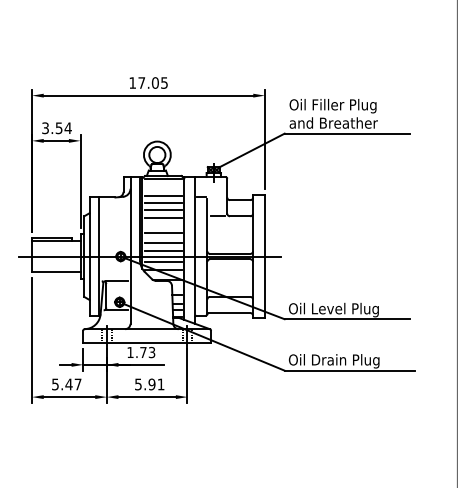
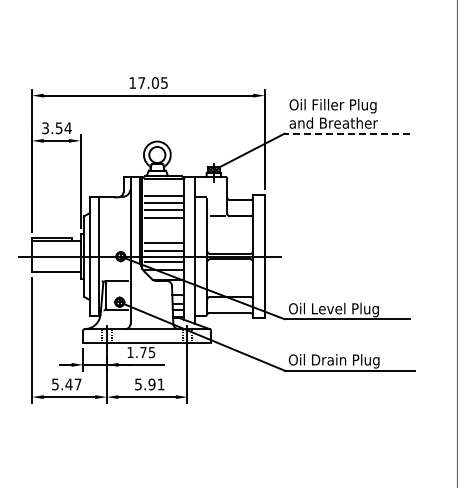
line: solid -> dashed (347, 133)
line: present -> none (163, 233)
text: 1.73 -> 1.75 (152, 351)
